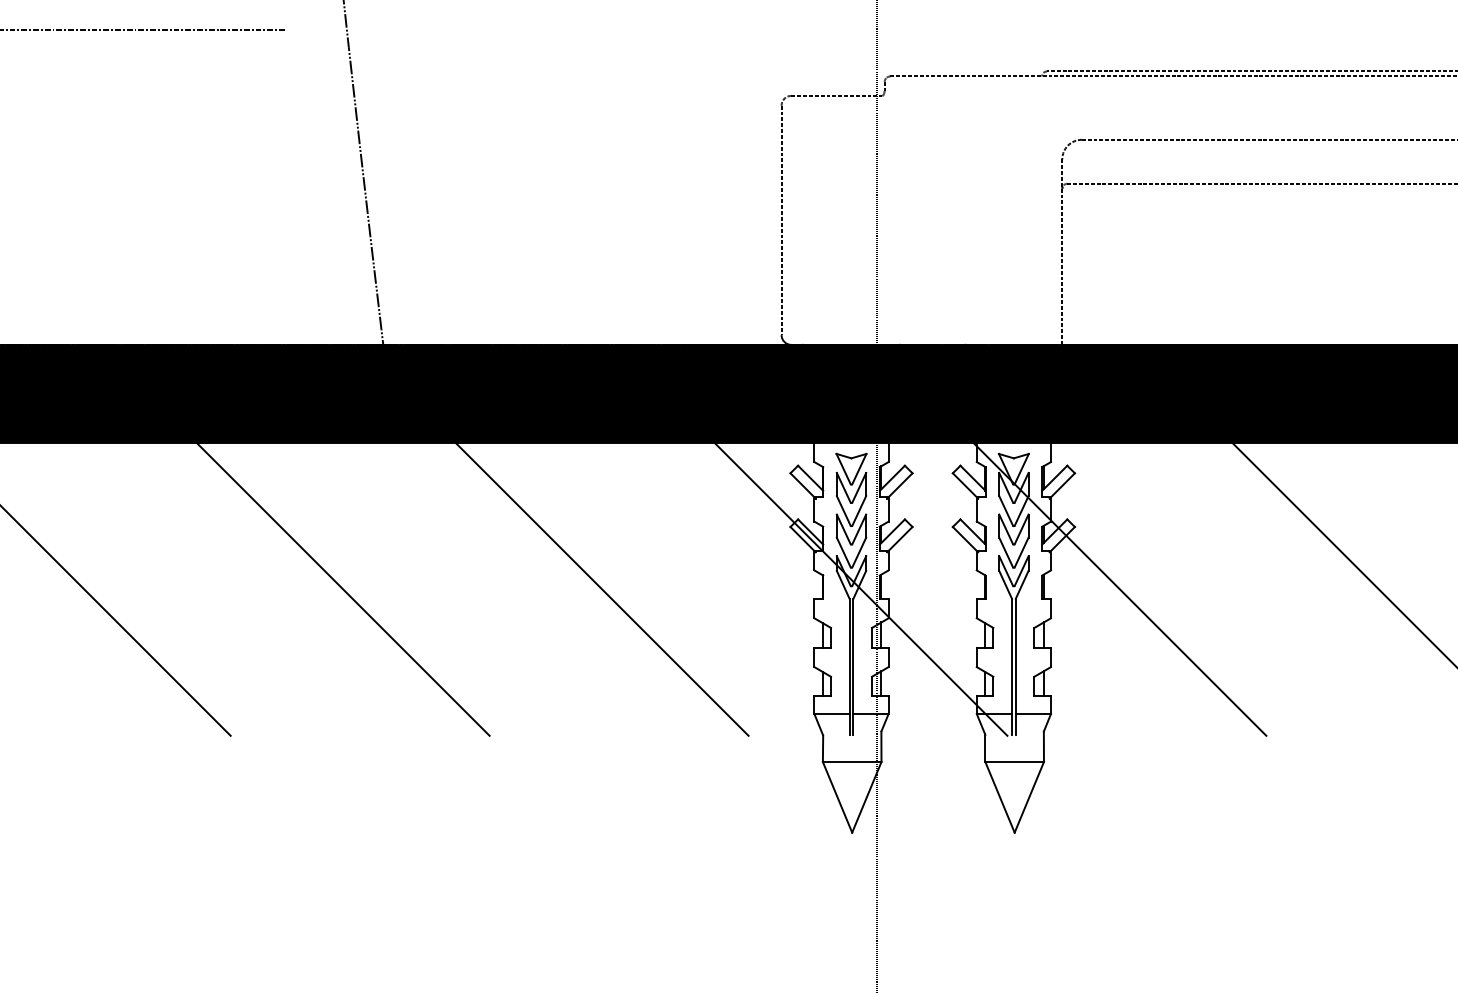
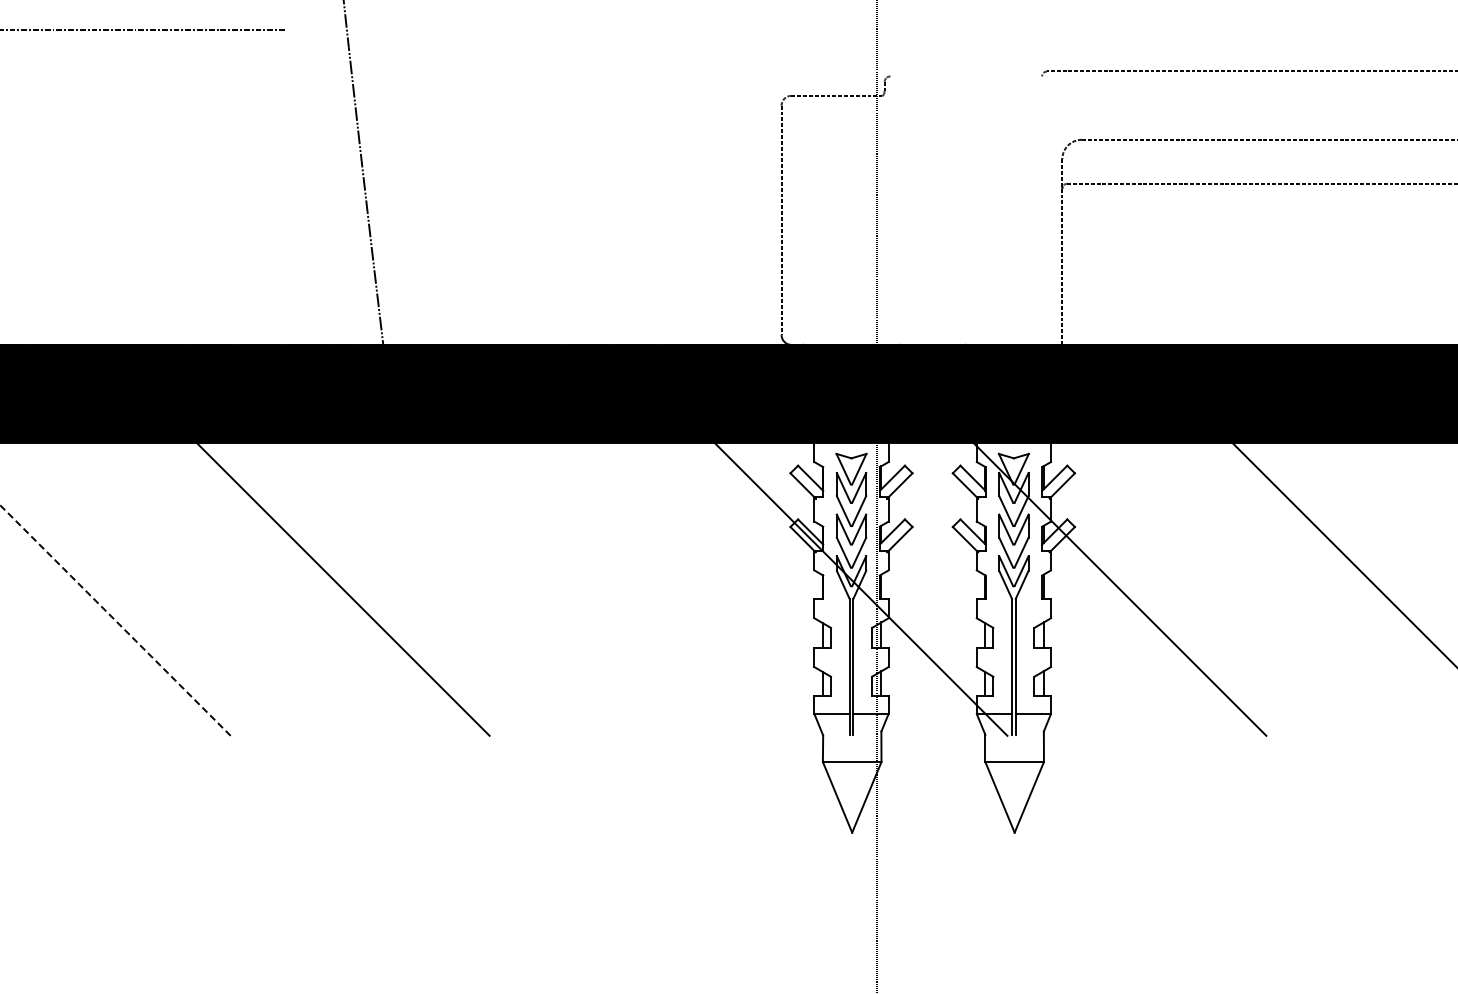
line: present -> none (1172, 76)
line: present -> none (601, 588)
line: solid -> dashed (115, 620)
